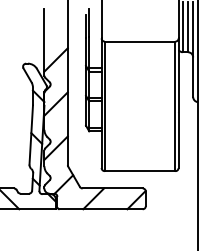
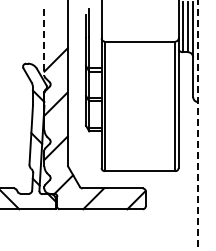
line: solid -> dashed (44, 42)
line: solid -> dashed (197, 125)
